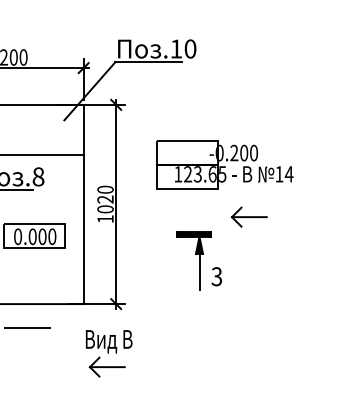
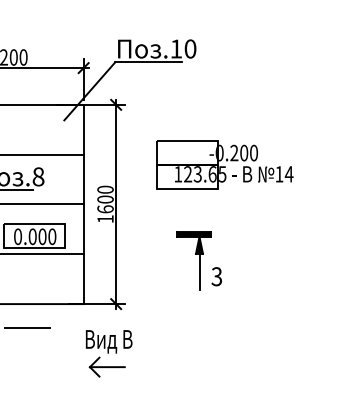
line: none -> present (42, 204)
text: 1020 -> 1600 (105, 204)
part: present -> none (248, 216)
line: none -> present (42, 254)
